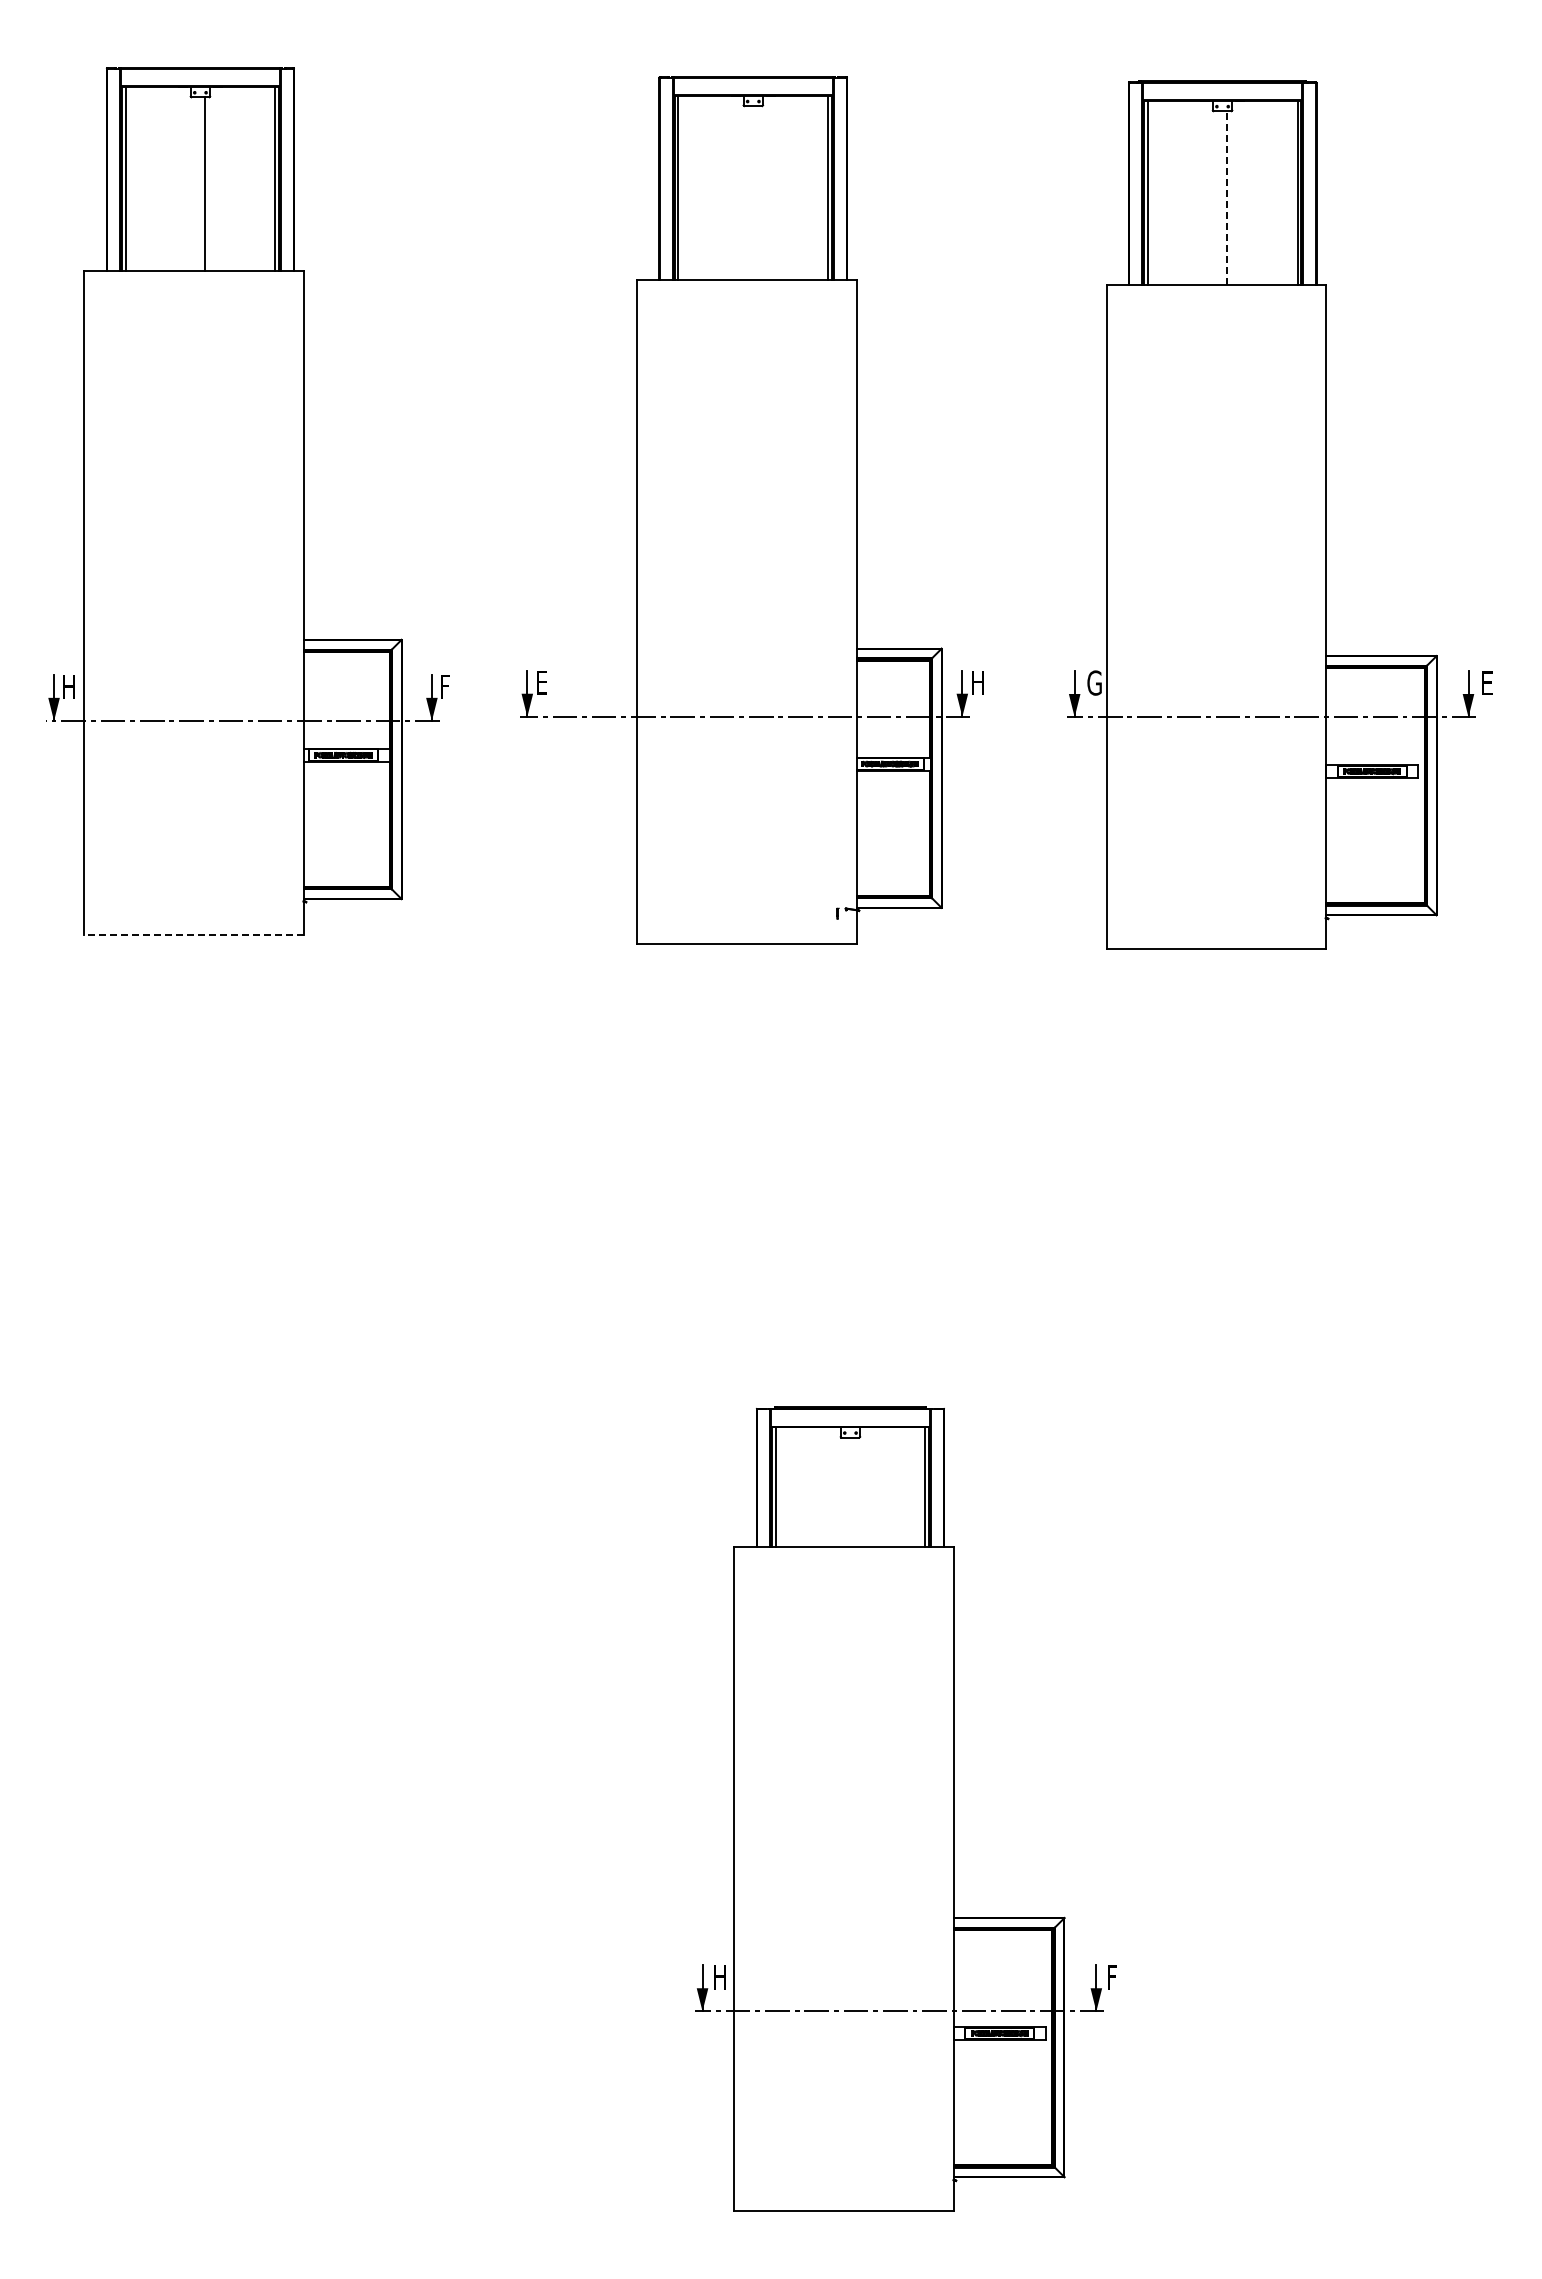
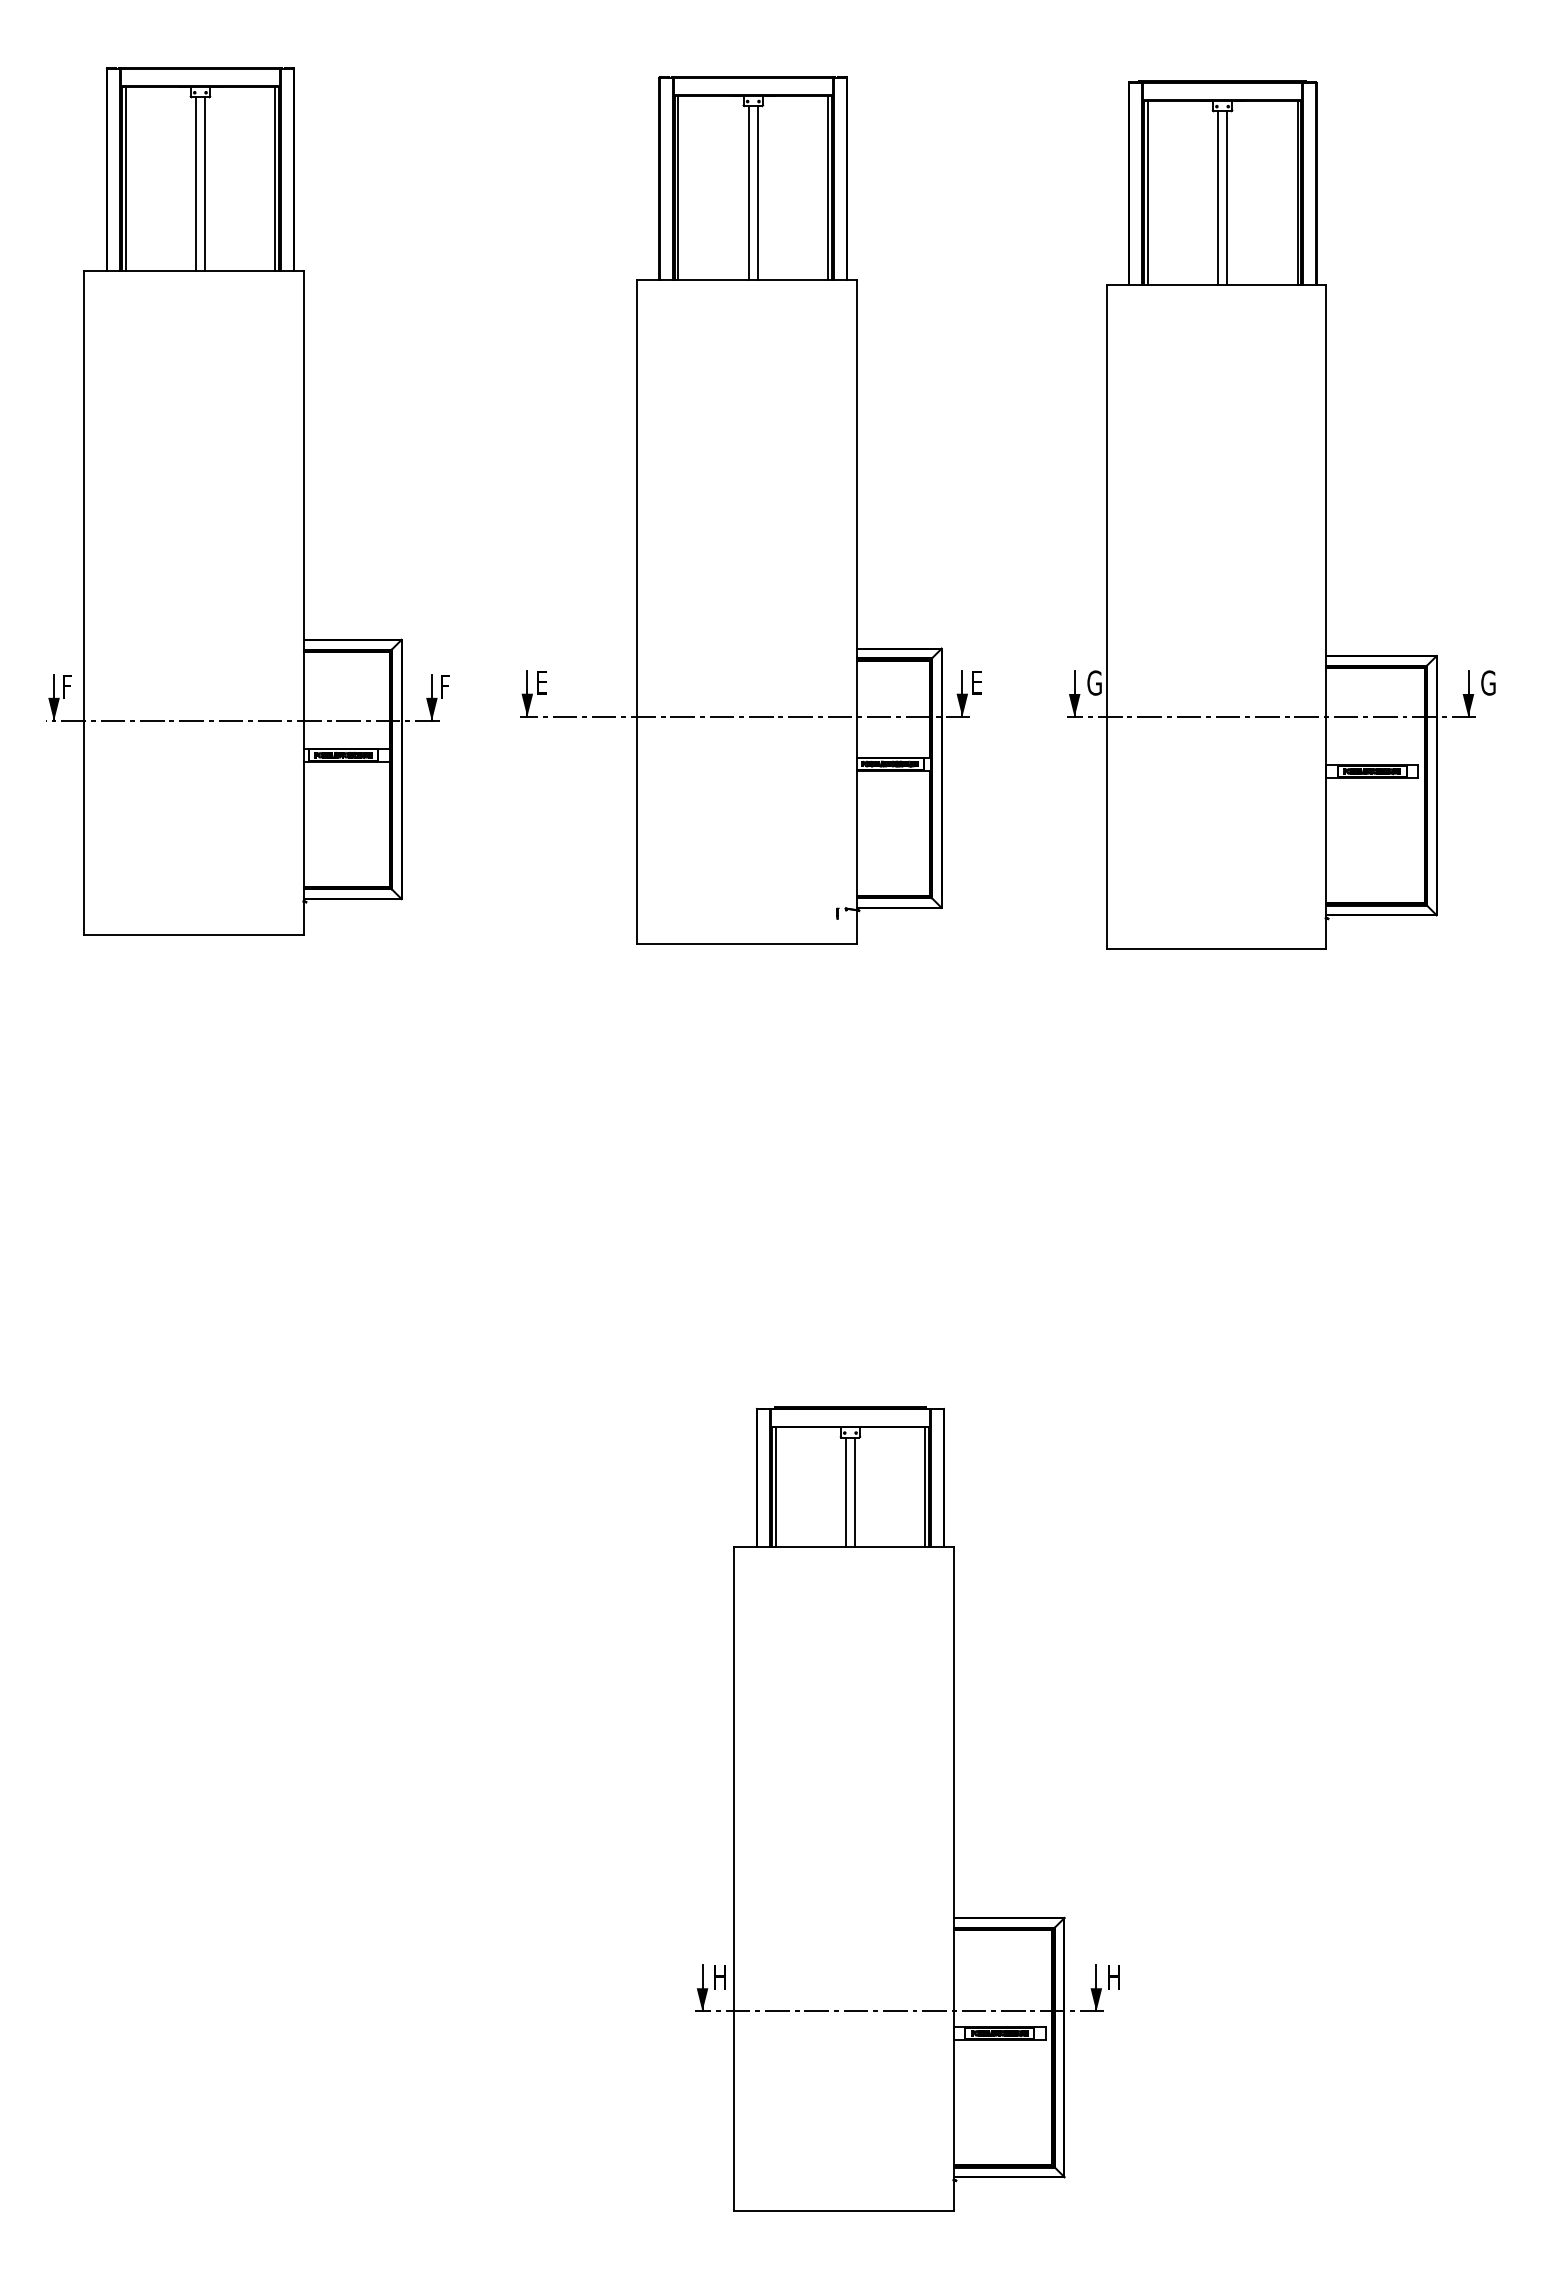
line: none -> present (195, 183)
line: none -> present (748, 192)
line: none -> present (758, 192)
line: none -> present (1217, 197)
line: dashed -> solid (1227, 197)
text: H -> E (978, 682)
text: E -> G (1488, 682)
text: H -> F (69, 686)
line: dashed -> solid (194, 934)
line: none -> present (845, 1491)
line: none -> present (855, 1491)
text: F -> H (1114, 1977)
